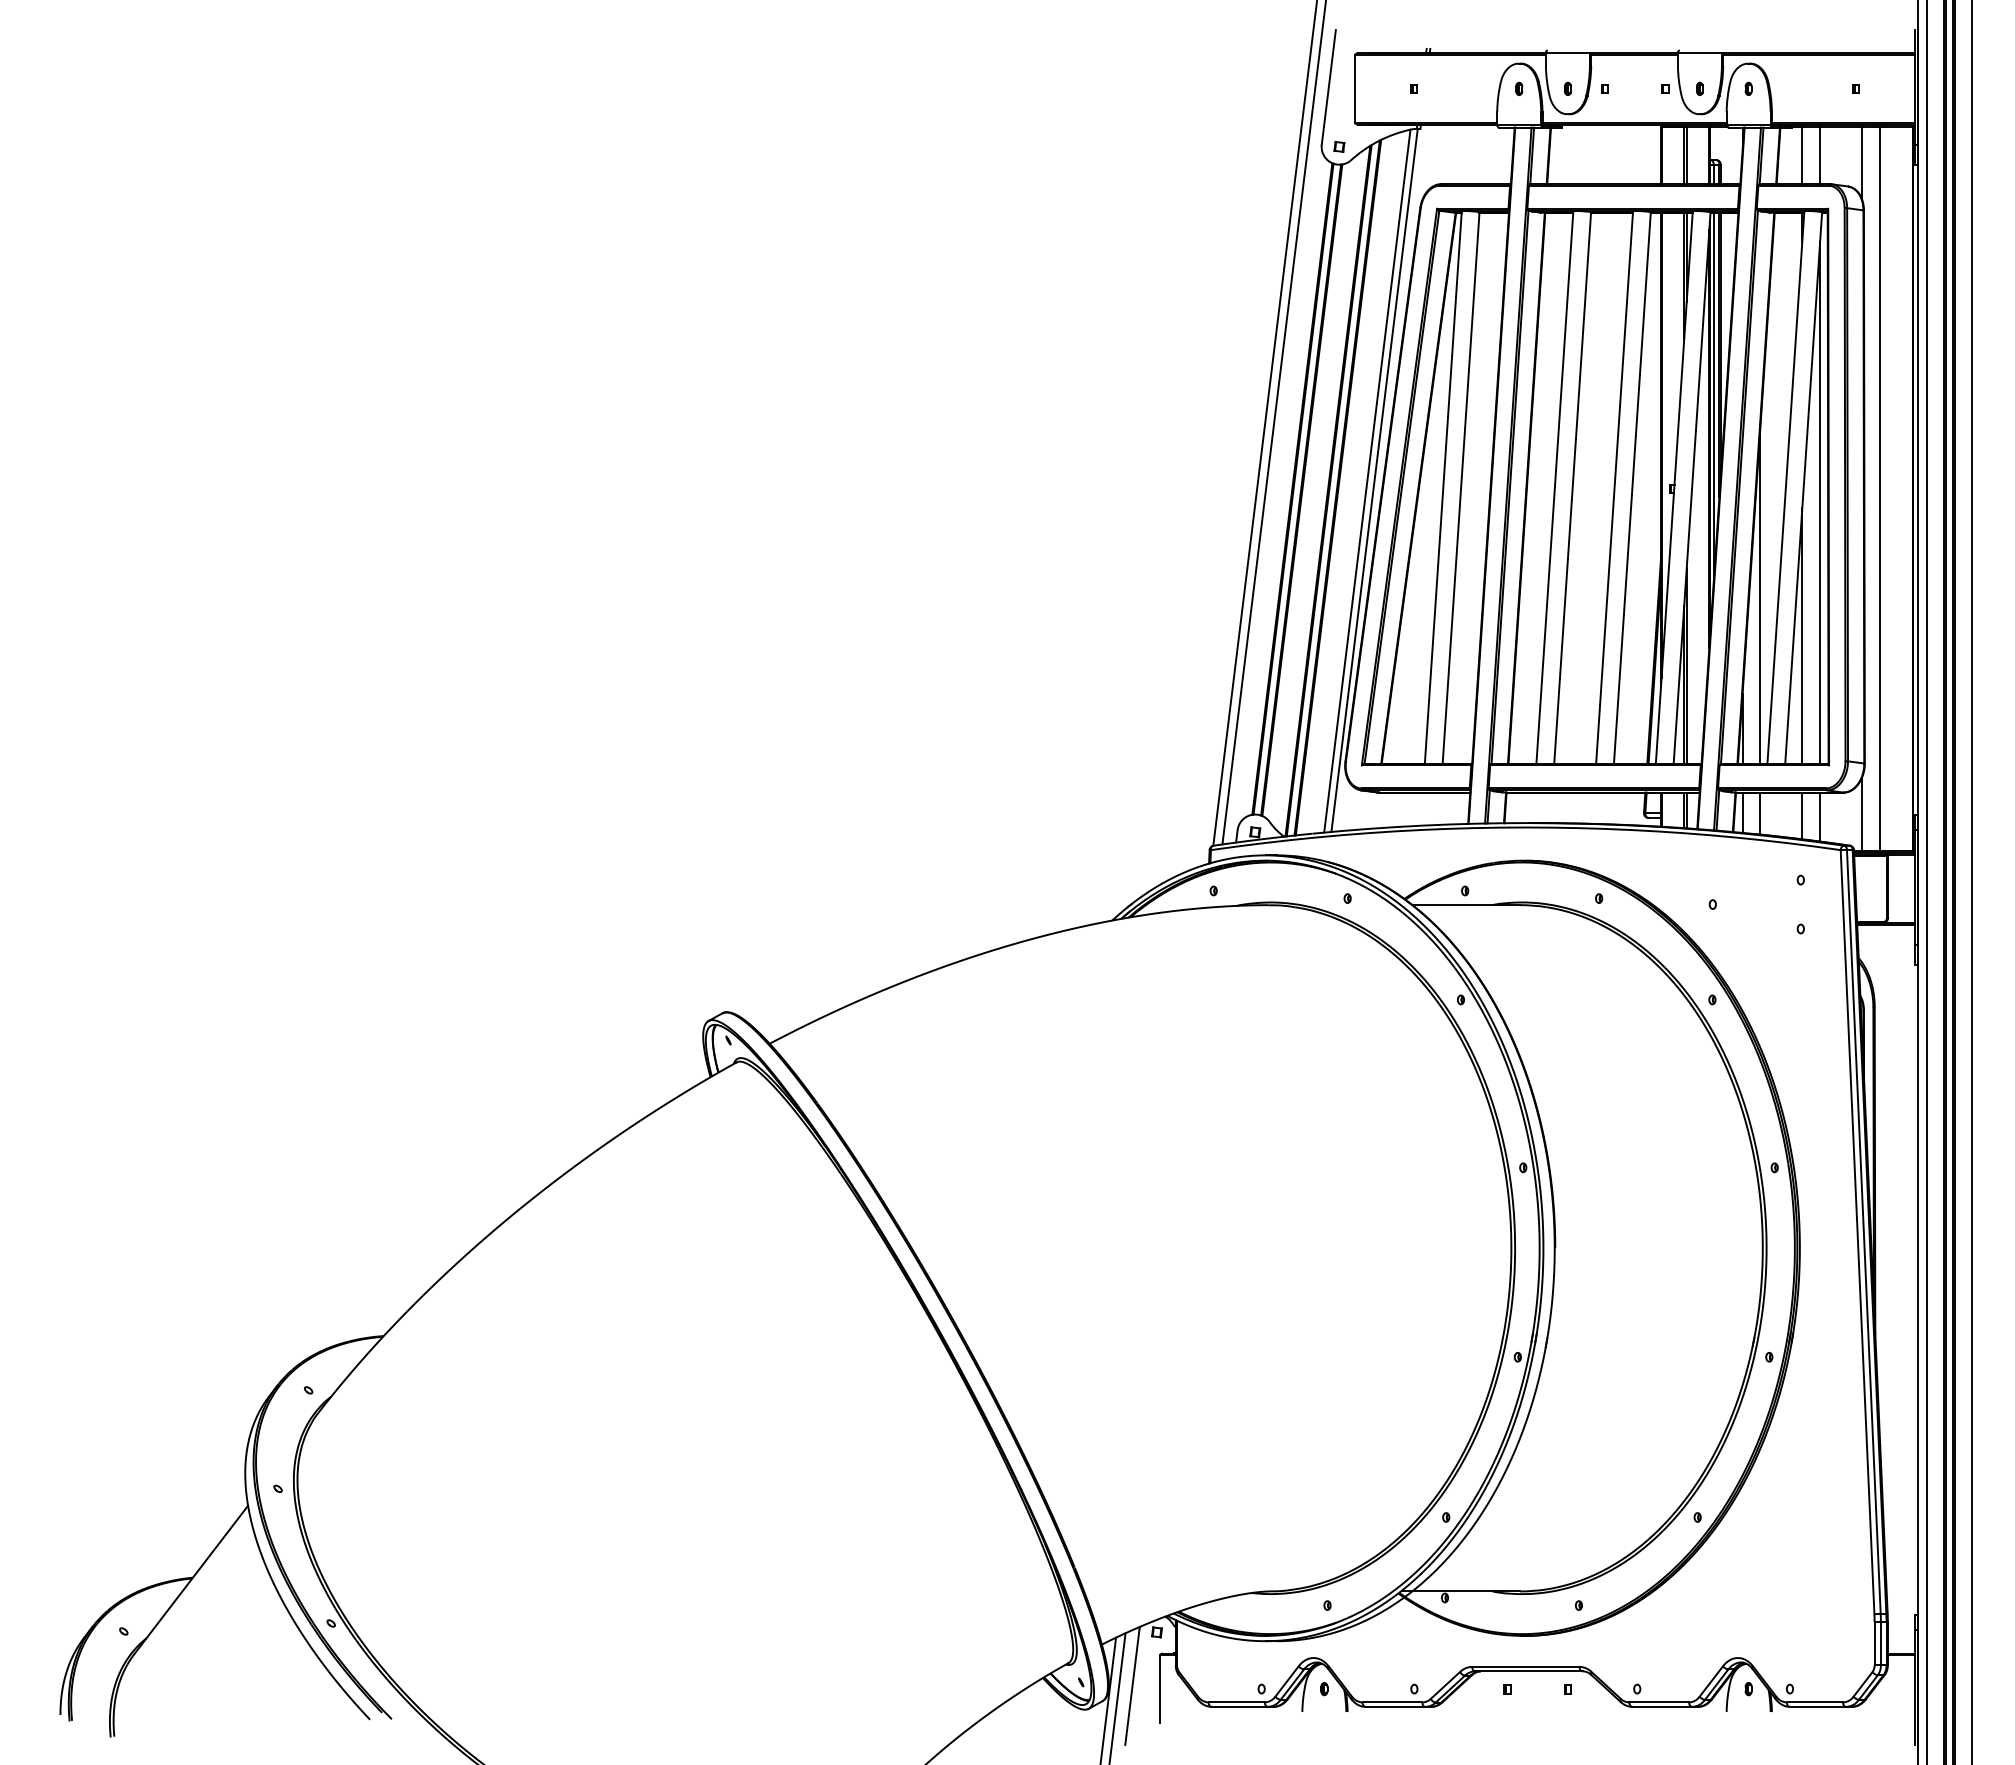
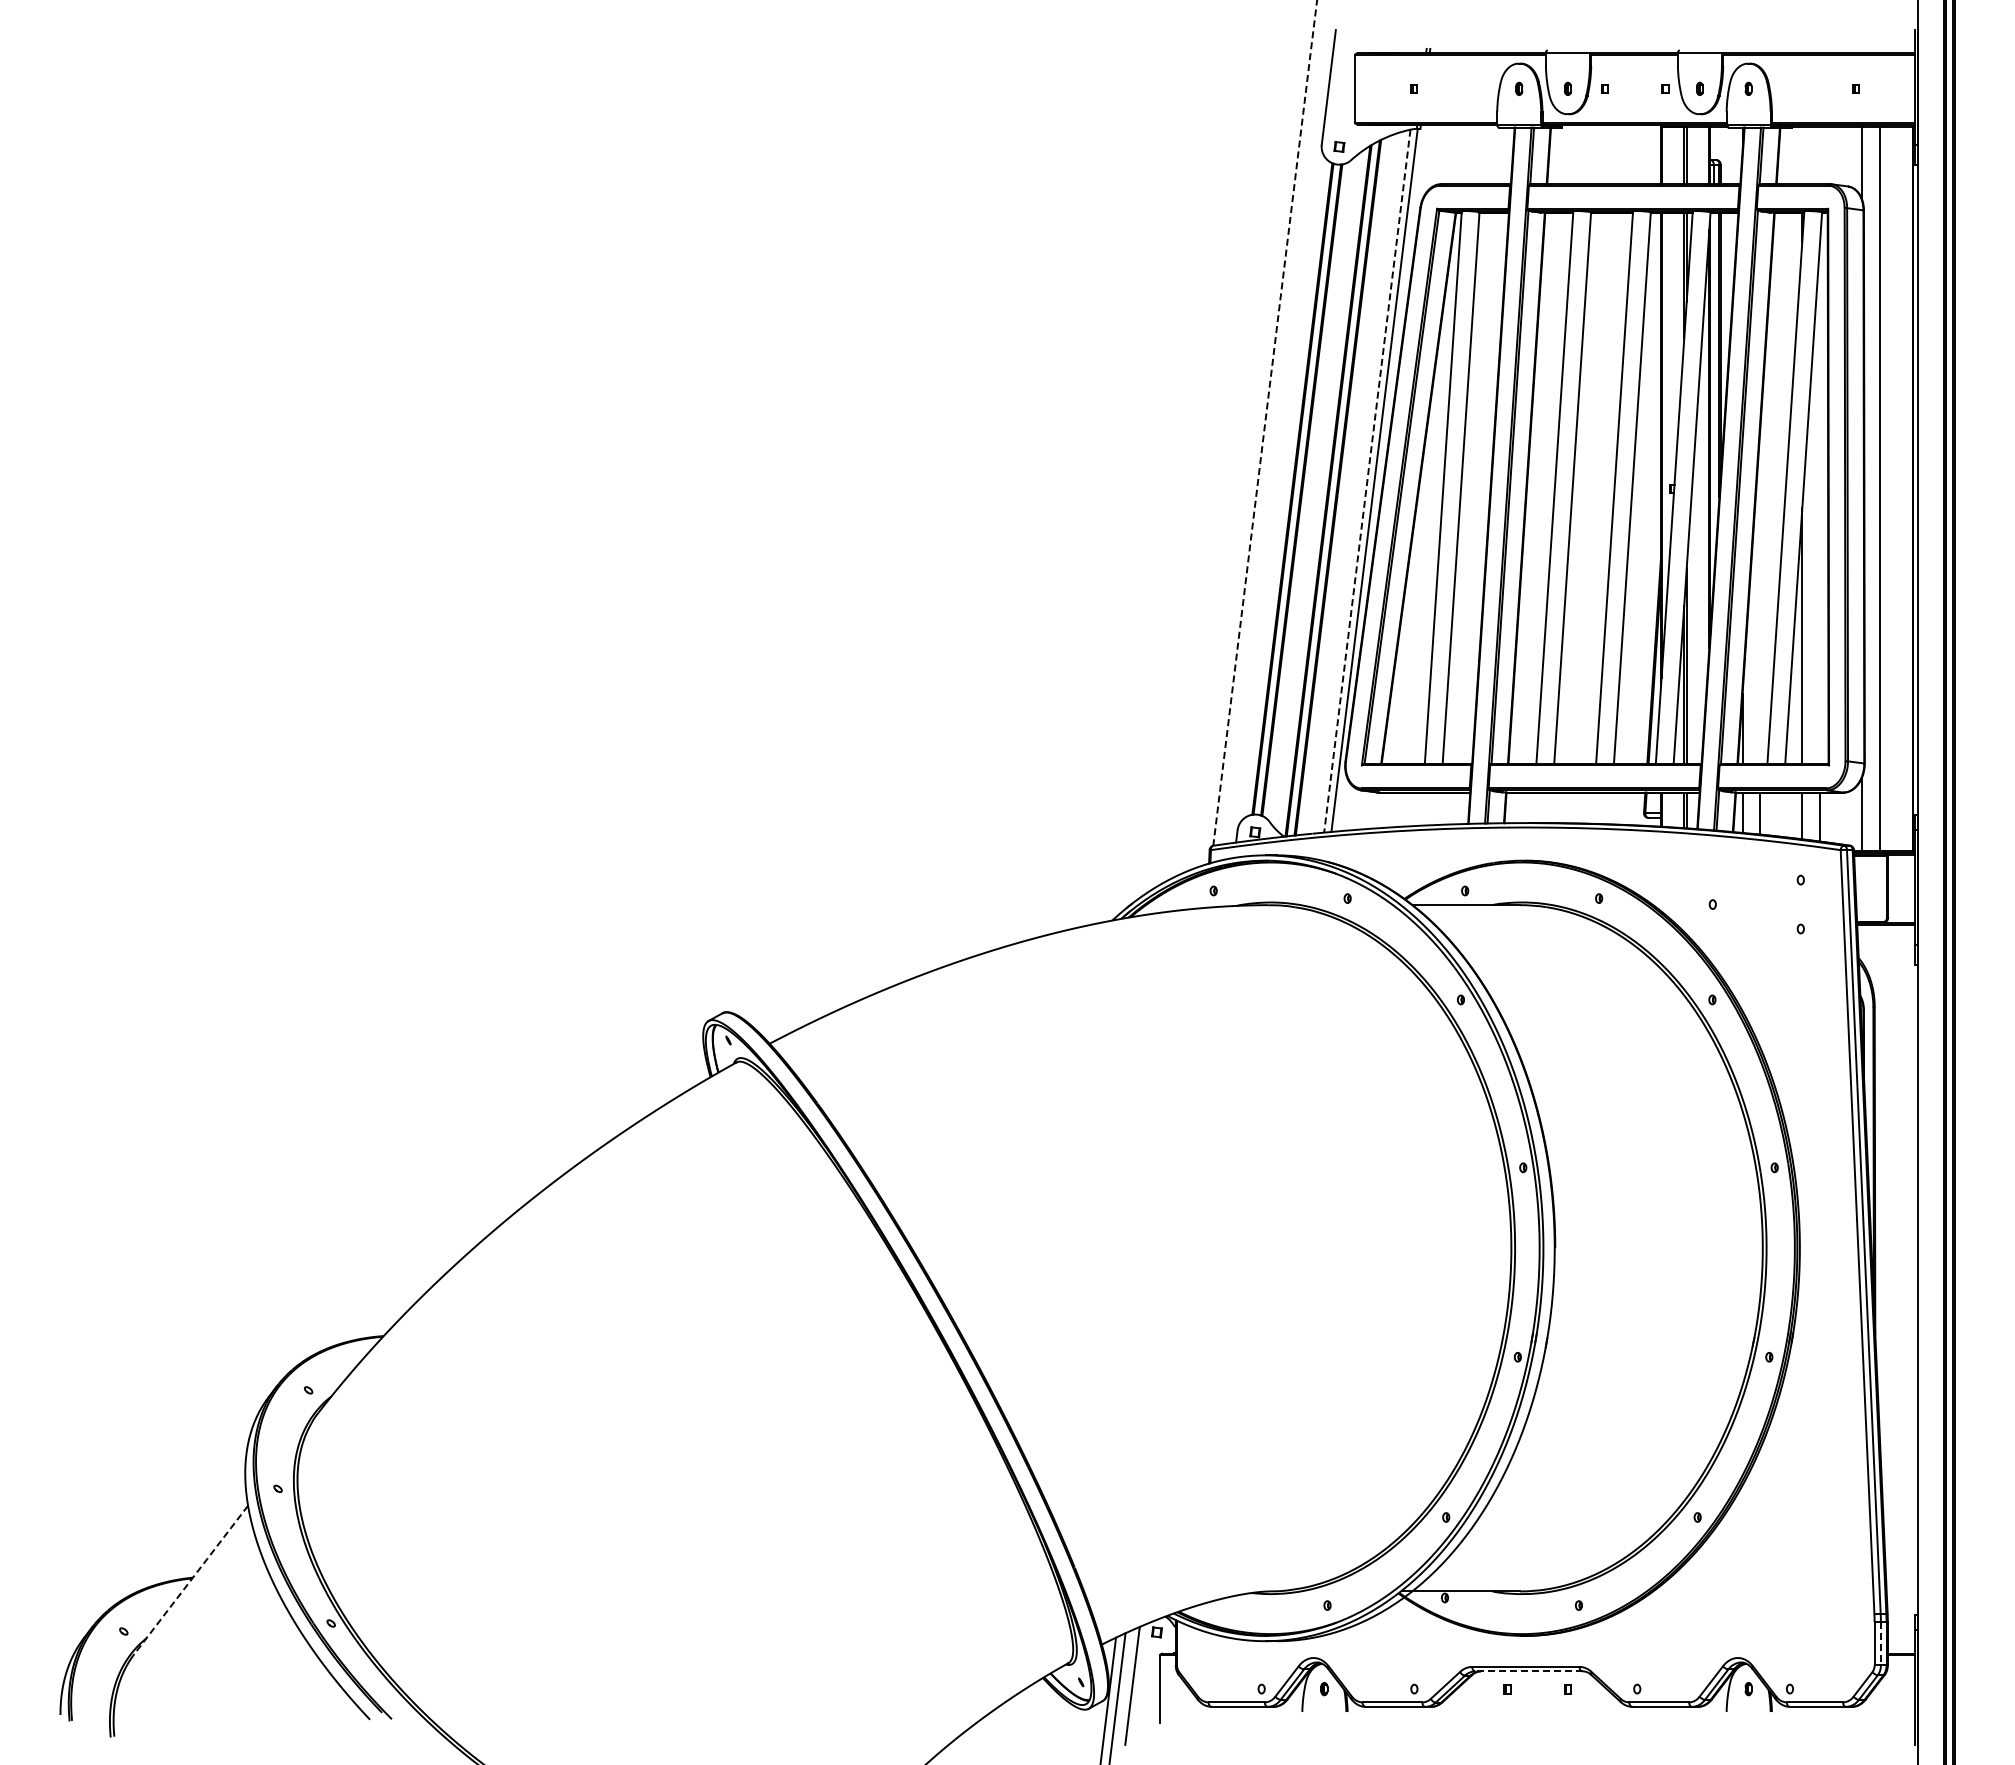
line: present -> none (1802, 155)
line: present -> none (1820, 155)
line: present -> none (1713, 396)
line: solid -> dashed (1265, 423)
line: present -> none (1273, 423)
line: solid -> dashed (1367, 481)
line: present -> none (1820, 502)
line: present -> none (1760, 595)
line: present -> none (1927, 881)
line: present -> none (1971, 881)
line: solid -> dashed (190, 1580)
line: solid -> dashed (1880, 1643)
line: solid -> dashed (1528, 1671)
